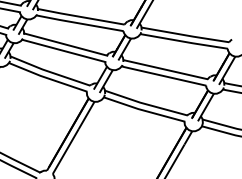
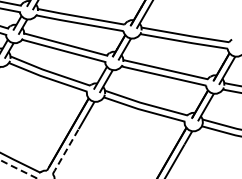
line: solid -> dashed (65, 151)
line: solid -> dashed (18, 169)
